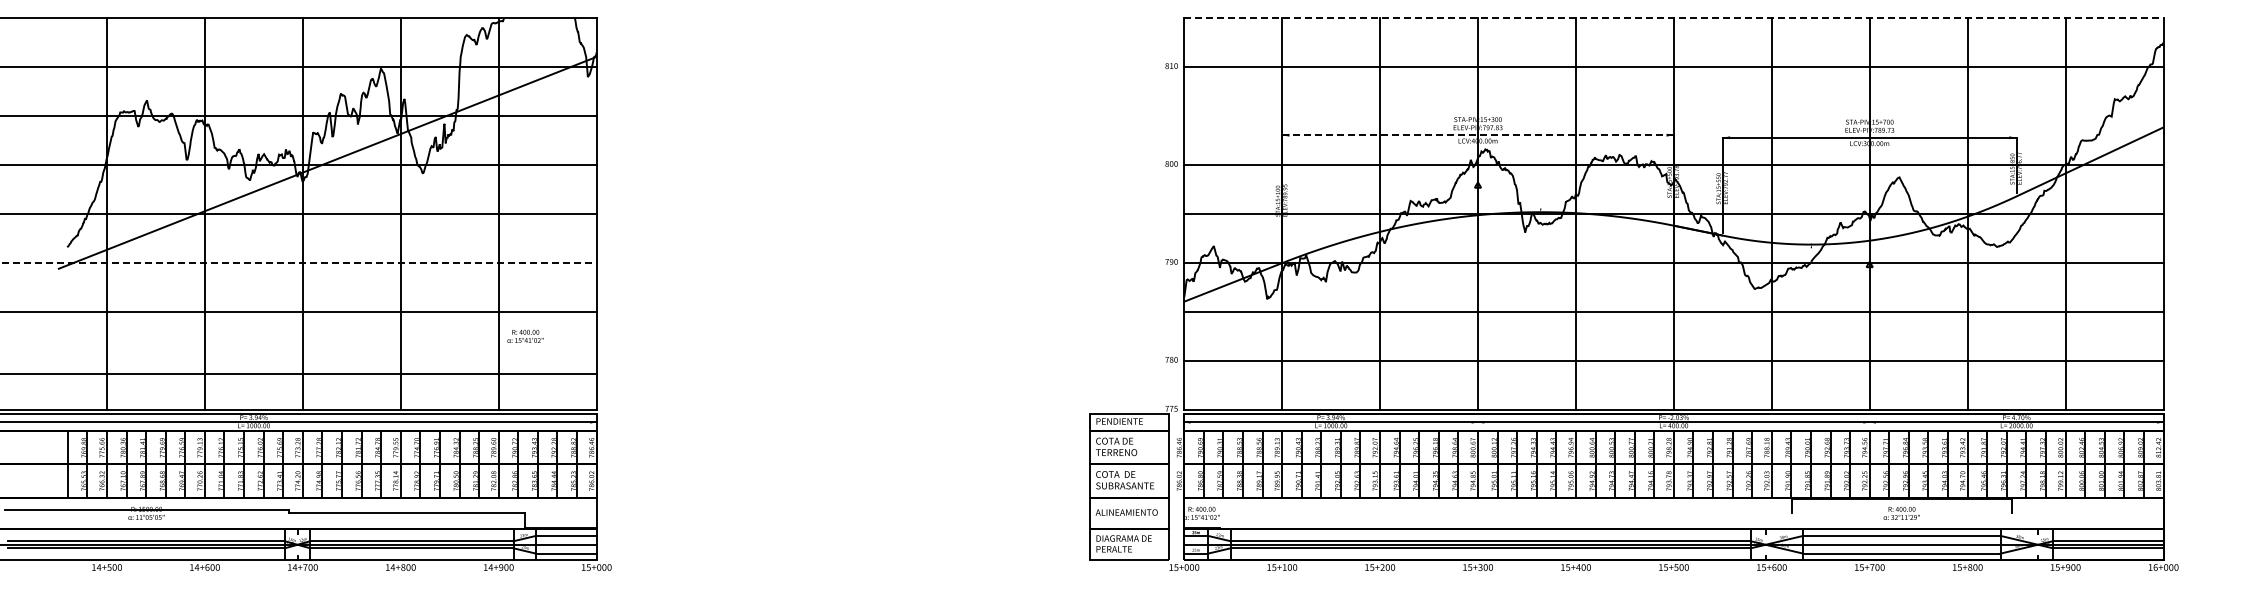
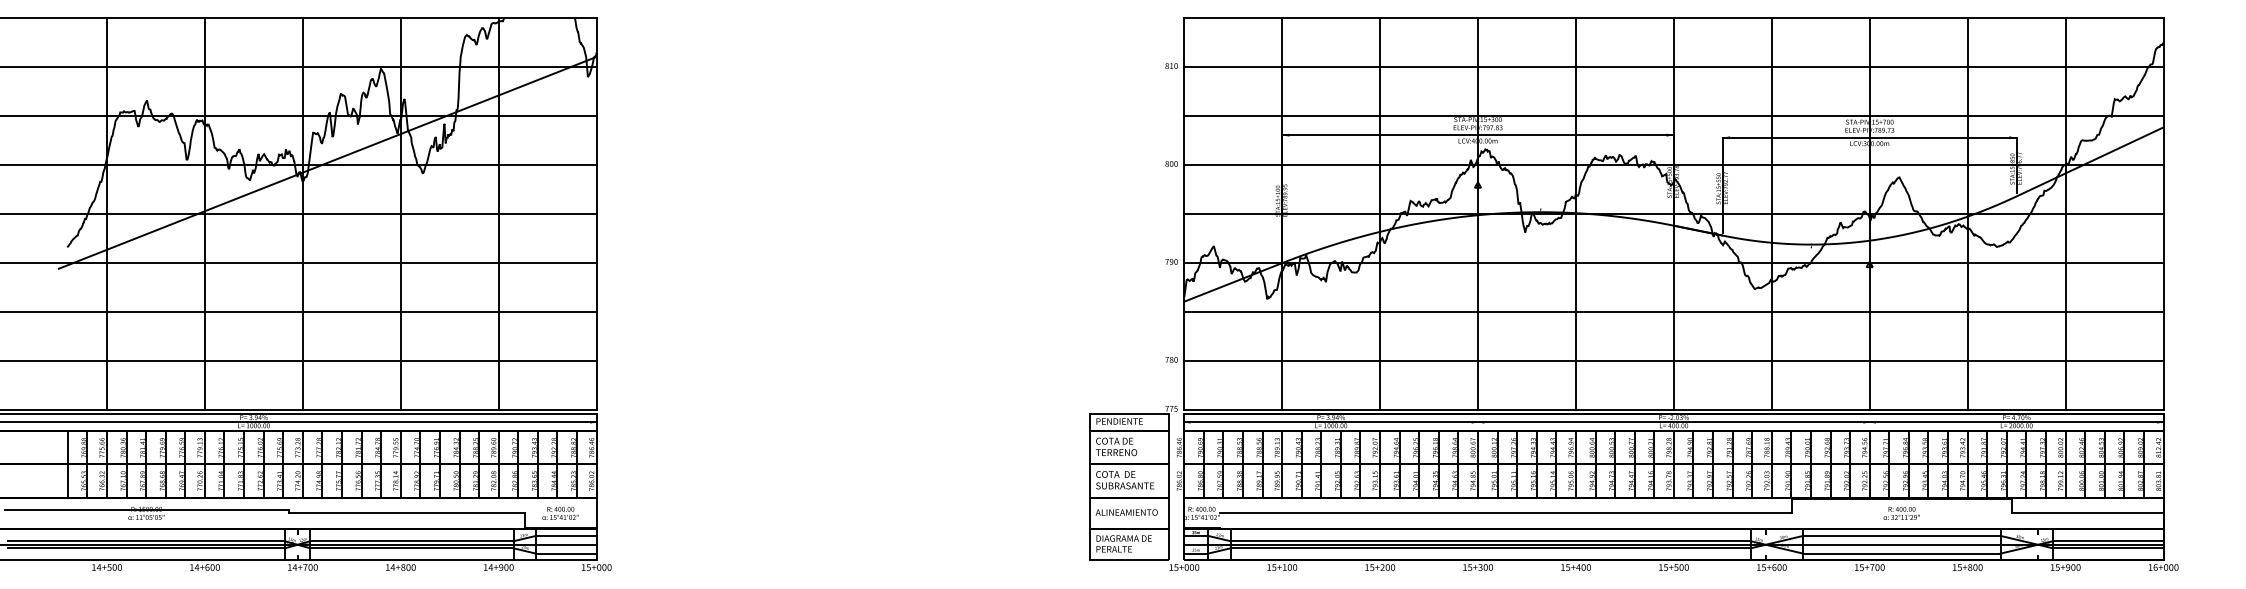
line: dashed -> solid (1673, 17)
line: none -> present (1673, 115)
line: dashed -> solid (1477, 135)
line: dashed -> solid (298, 262)
text position: (525, 335) -> (560, 512) (560, 512)
line position: (299, 373) -> (299, 360) (299, 360)
line: none -> present (1505, 513)
line: none -> present (2087, 513)
